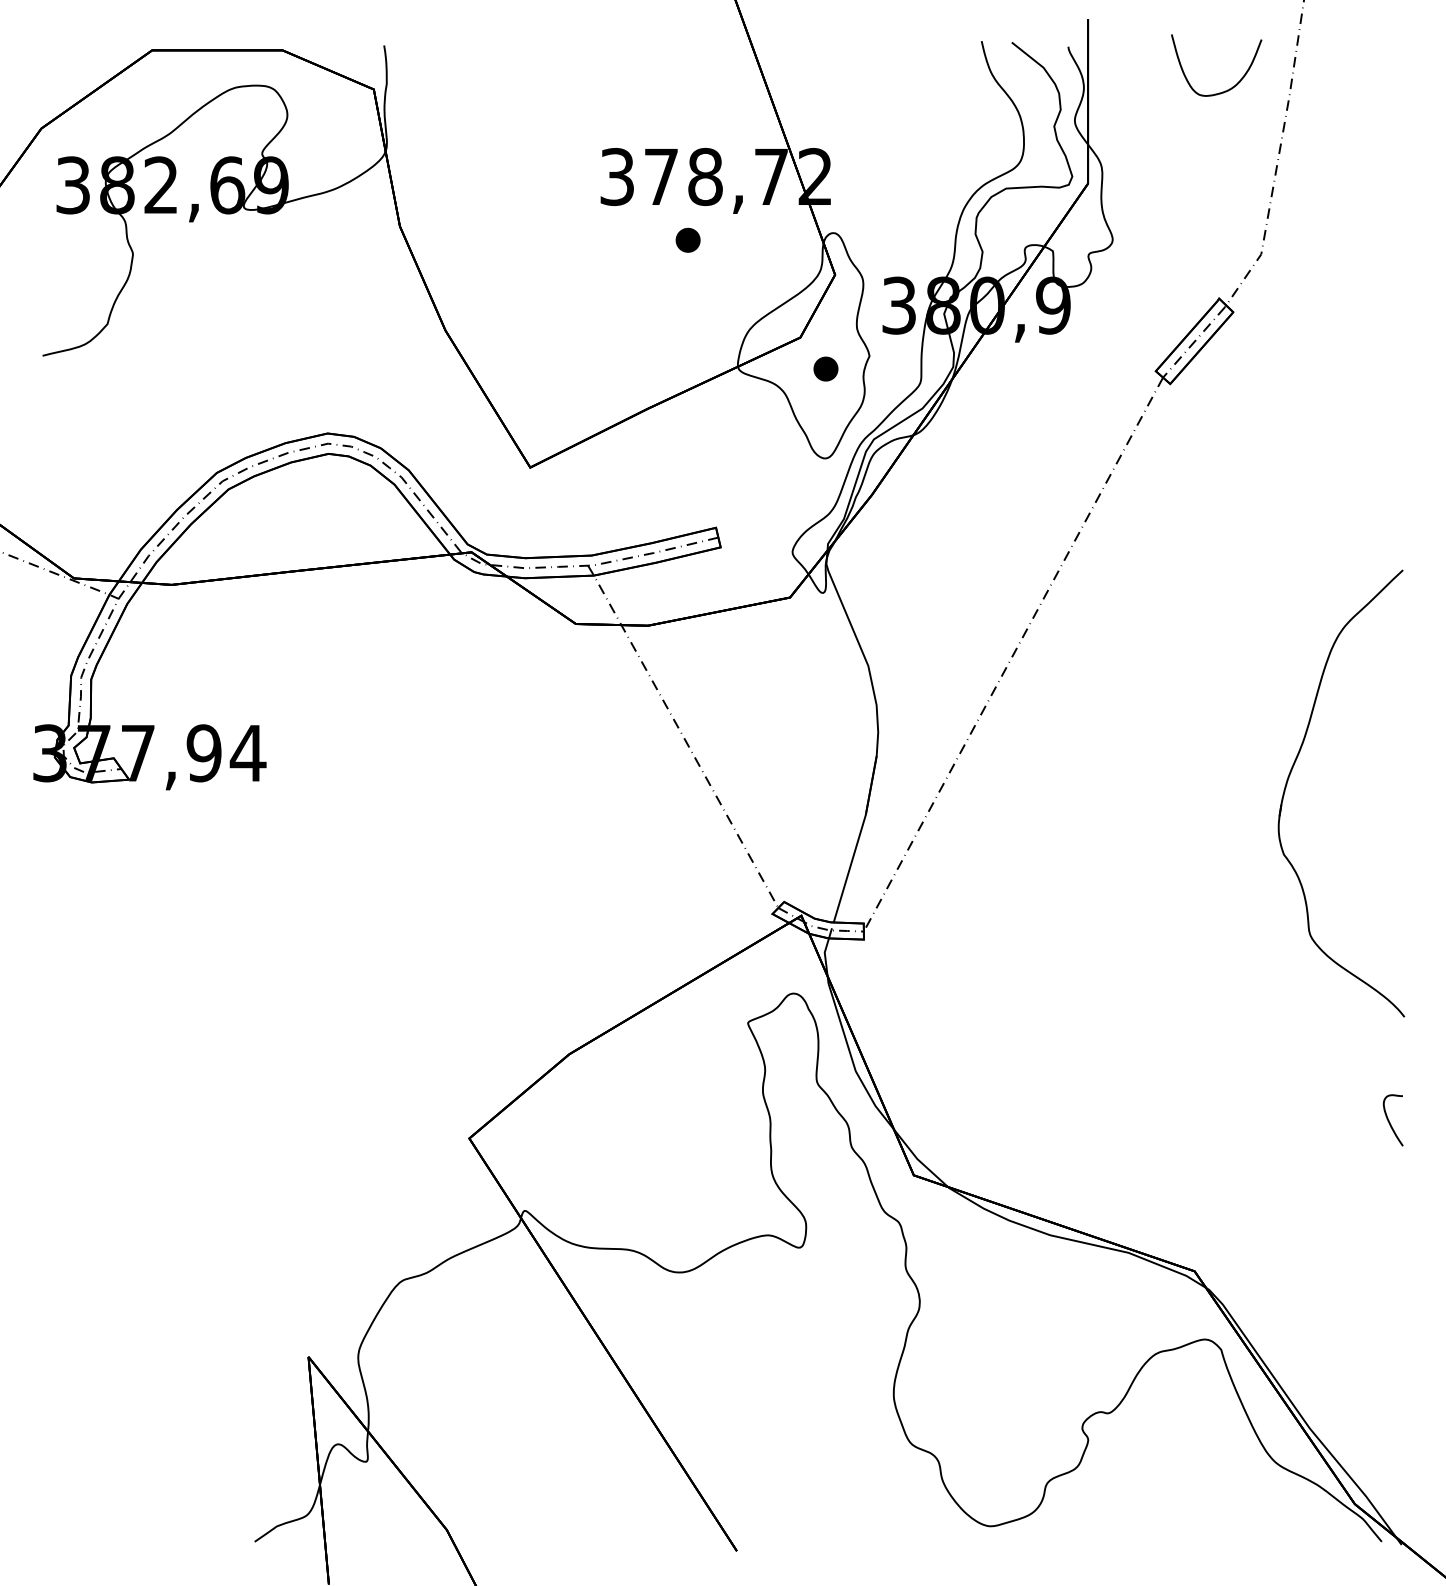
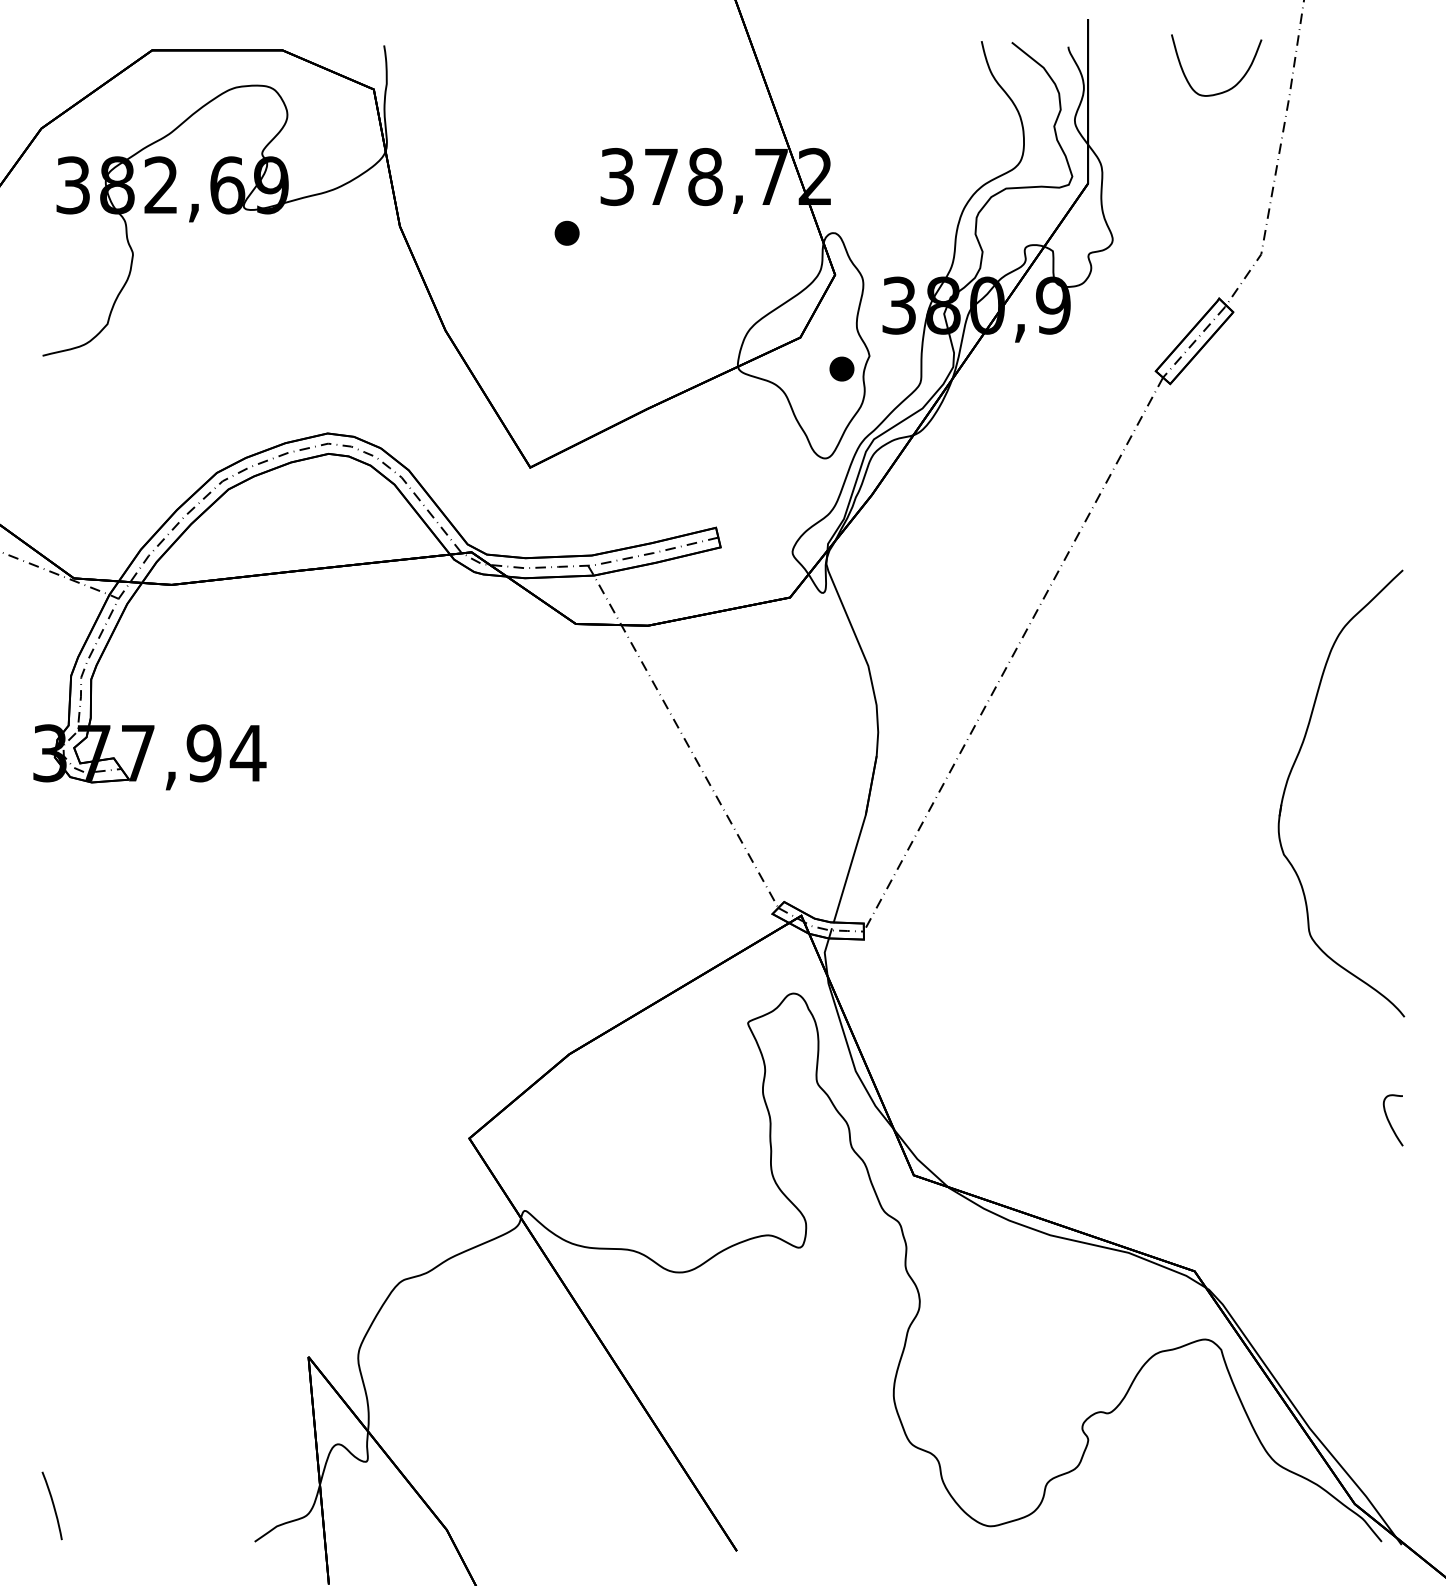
part position: (687, 239) -> (566, 232) (566, 232)
part position: (825, 368) -> (841, 368) (841, 368)
curve: none -> present (52, 1505)
